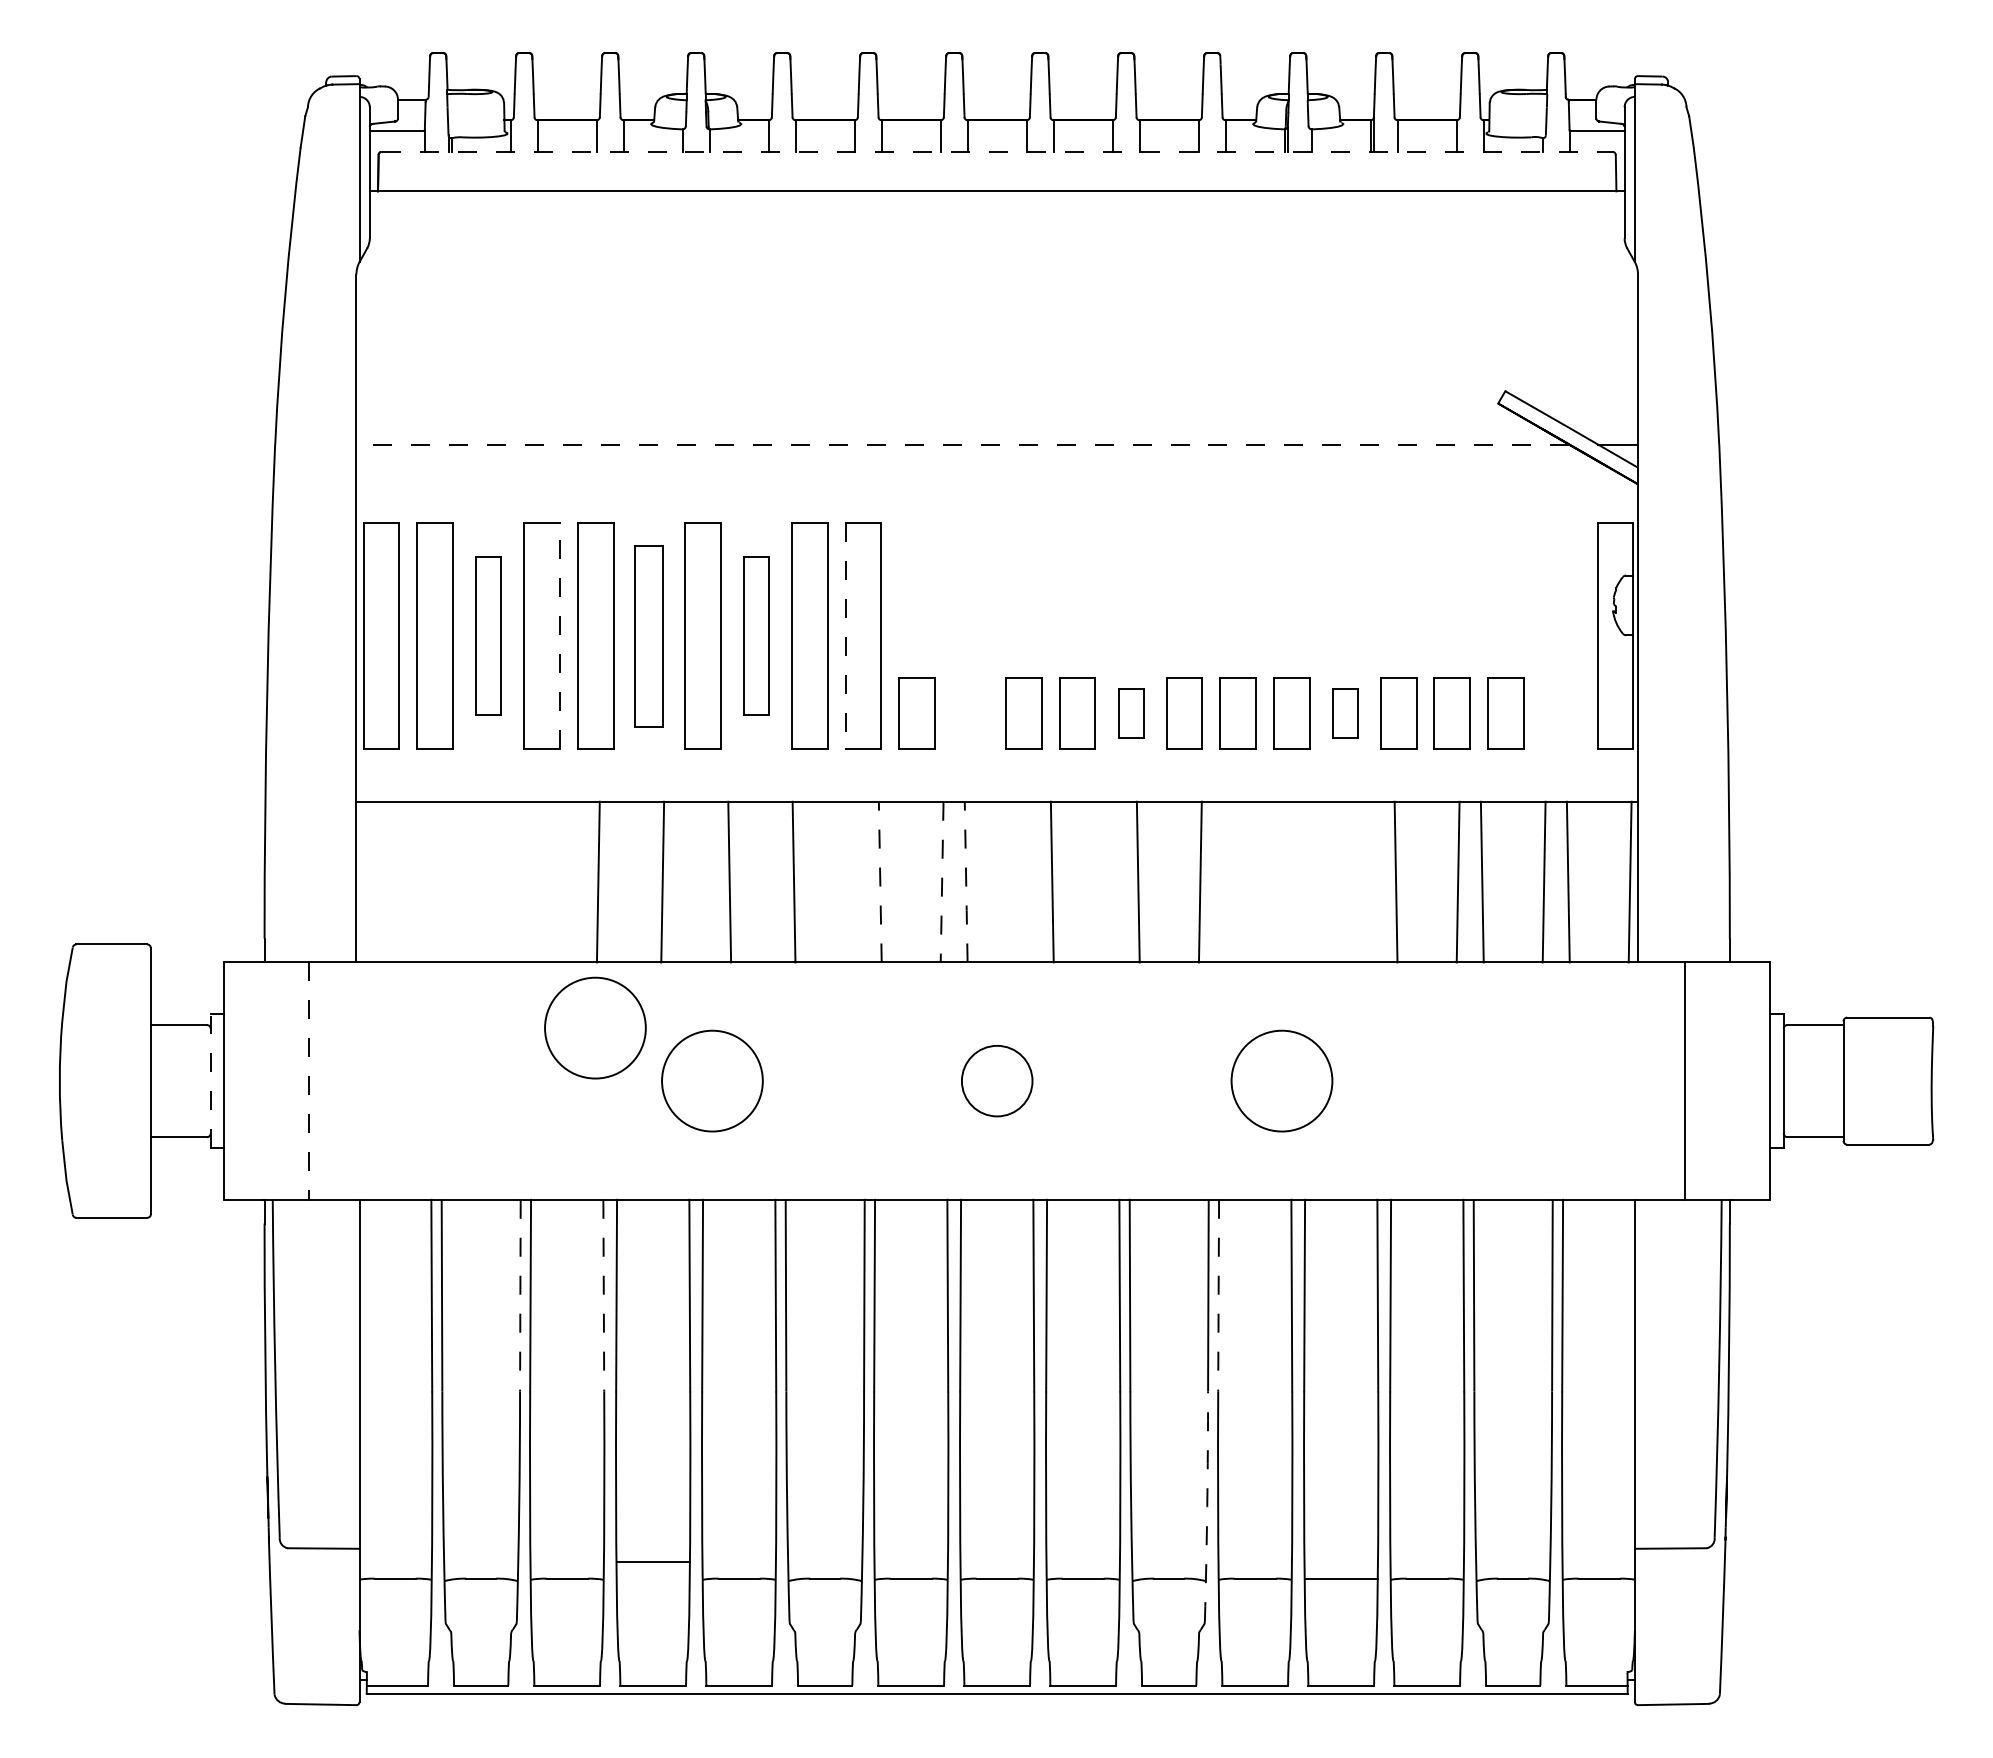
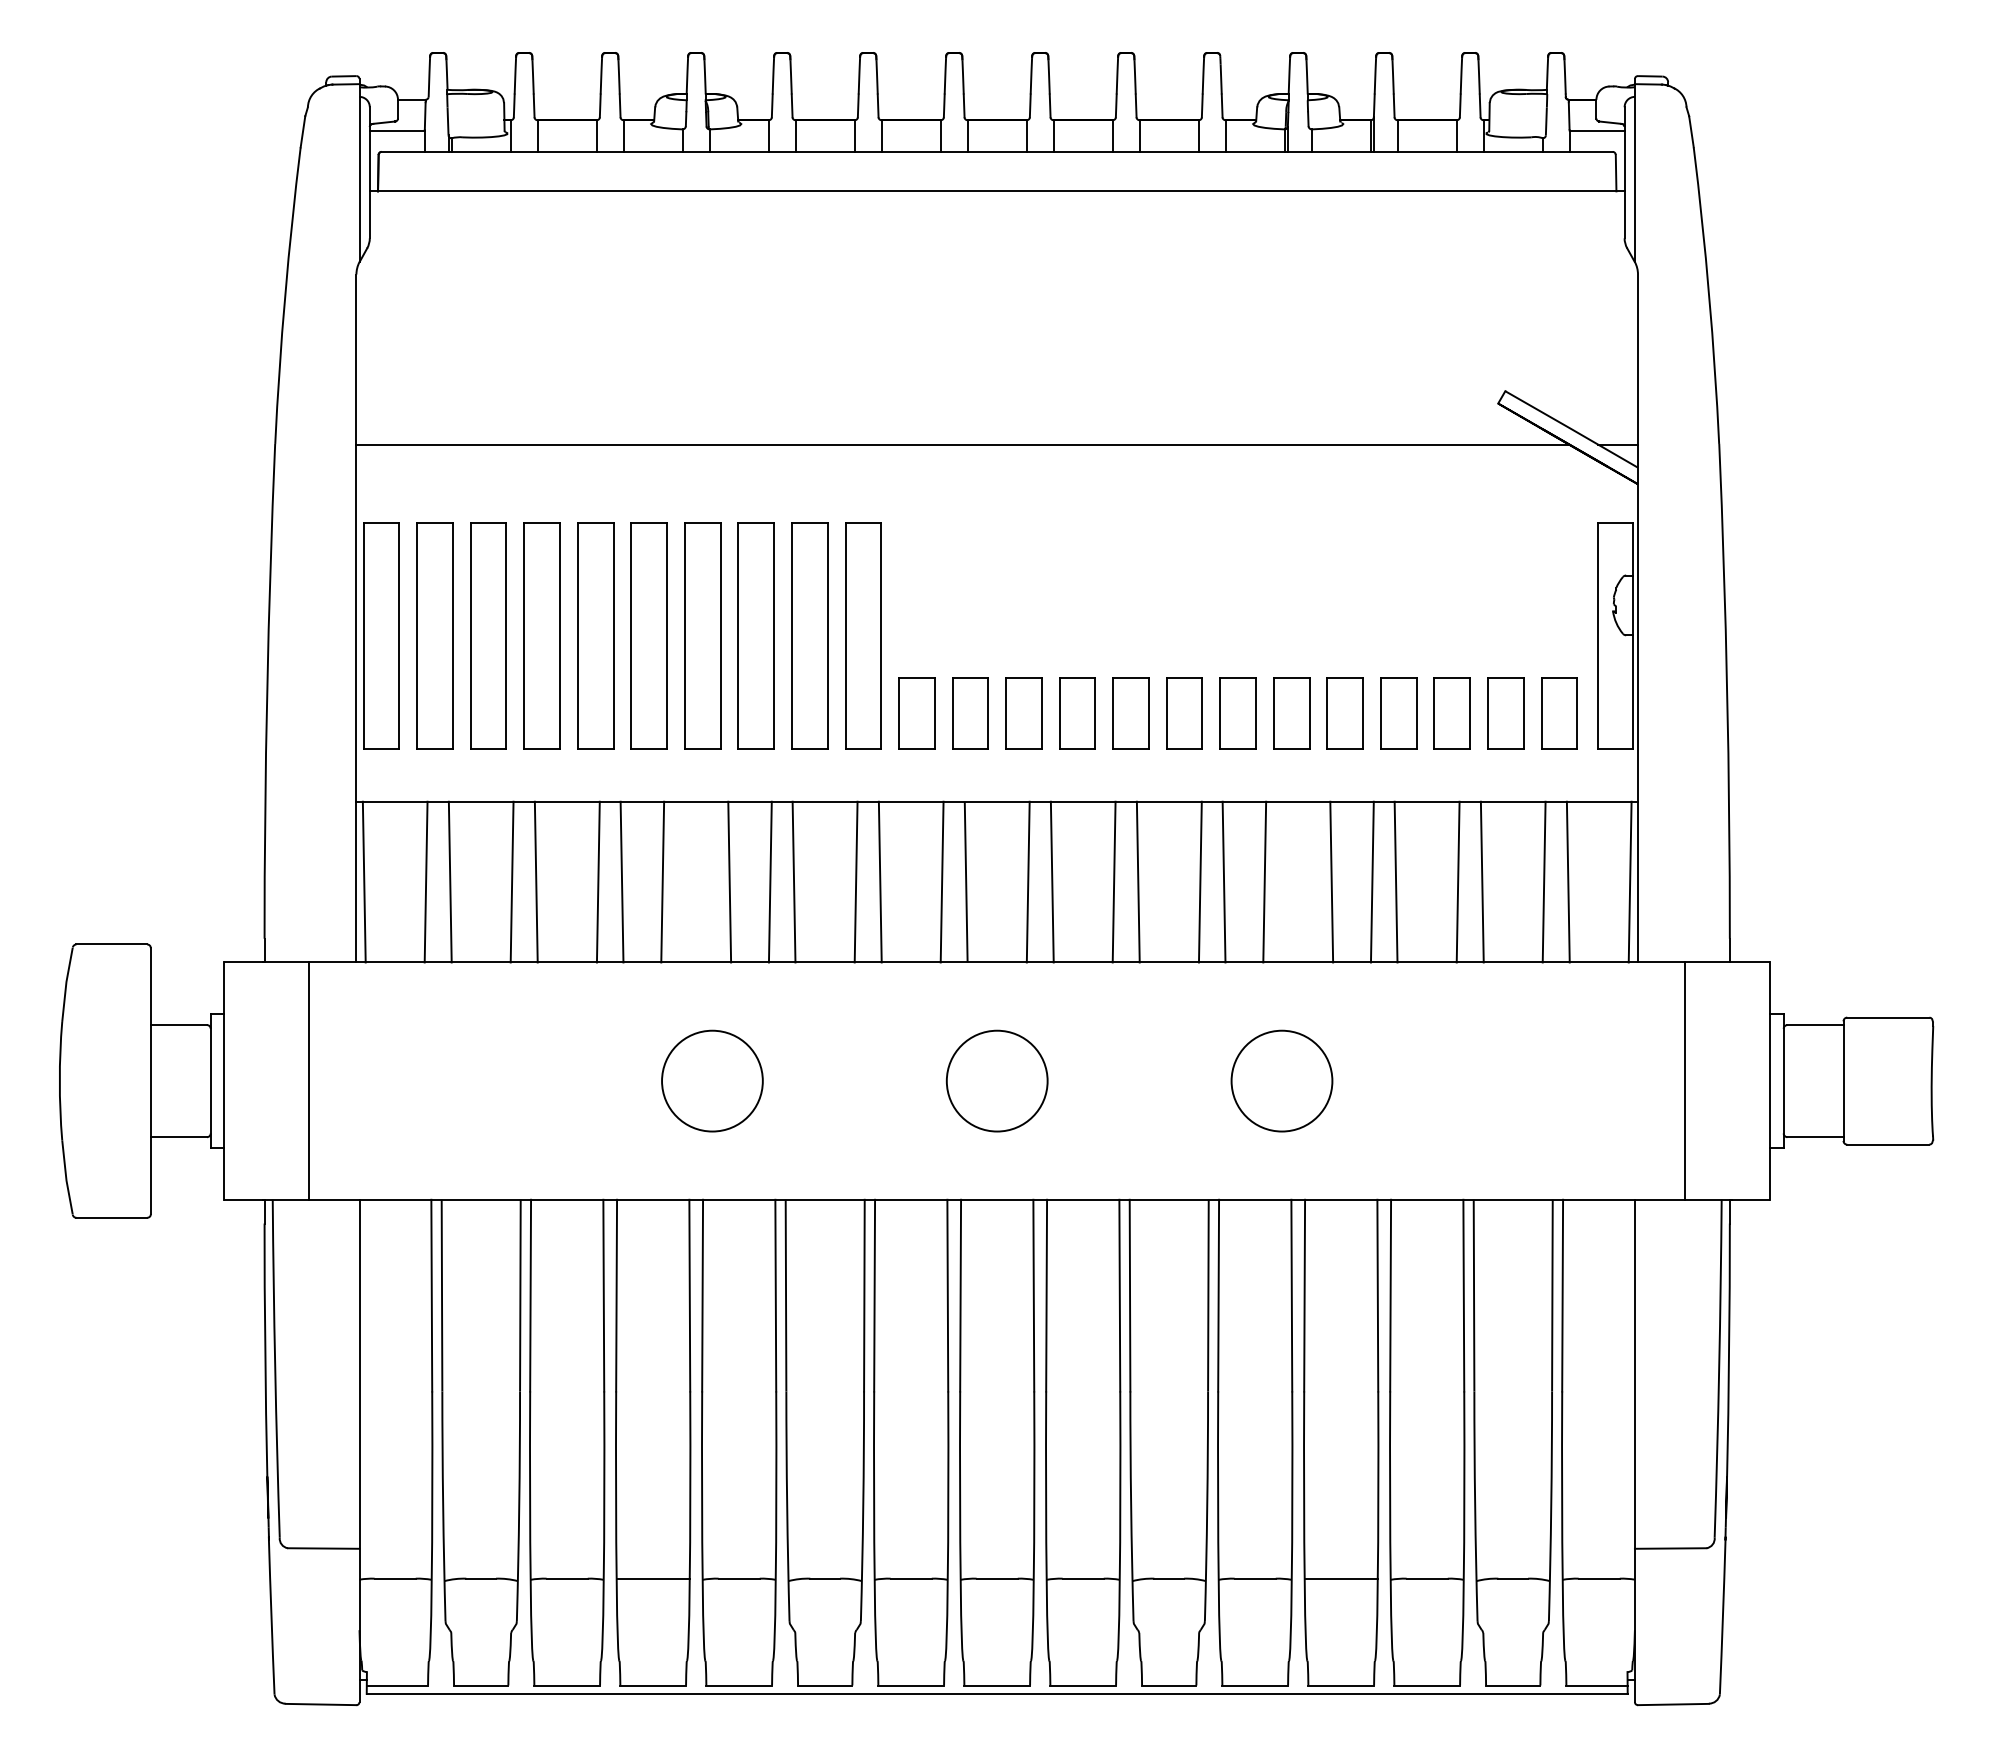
line: dashed -> solid (997, 151)
line: dashed -> solid (962, 444)
part size: 27x160 px -> 37x228 px (488, 635)
part size: 27x160 px -> 38x228 px (755, 635)
line: dashed -> solid (559, 636)
part size: 30x183 px -> 38x228 px (648, 635)
line: dashed -> solid (845, 636)
part: none -> present (970, 713)
part size: 27x51 px -> 38x73 px (1130, 713)
part size: 27x51 px -> 38x73 px (1344, 713)
part: none -> present (1559, 713)
line: none -> present (363, 881)
line: none -> present (425, 881)
line: none -> present (449, 881)
line: none -> present (511, 881)
line: none -> present (535, 881)
line: none -> present (621, 881)
line: none -> present (769, 881)
line: none -> present (855, 881)
line: dashed -> solid (880, 881)
line: none -> present (1027, 881)
line: none -> present (1113, 881)
line: none -> present (1223, 881)
line: none -> present (1264, 881)
line: none -> present (1331, 881)
line: none -> present (1371, 881)
line: dashed -> solid (942, 882)
line: dashed -> solid (966, 882)
circle: present -> none (595, 1027)
line: dashed -> solid (210, 1080)
circle diameter: 71 px -> 101 px (996, 1080)
line: dashed -> solid (309, 1081)
line: dashed -> solid (520, 1295)
line: dashed -> solid (603, 1295)
line: dashed -> solid (1218, 1295)
arc: dashed -> solid (1207, 1506)
line position: (652, 1561) -> (652, 1578) (652, 1578)
